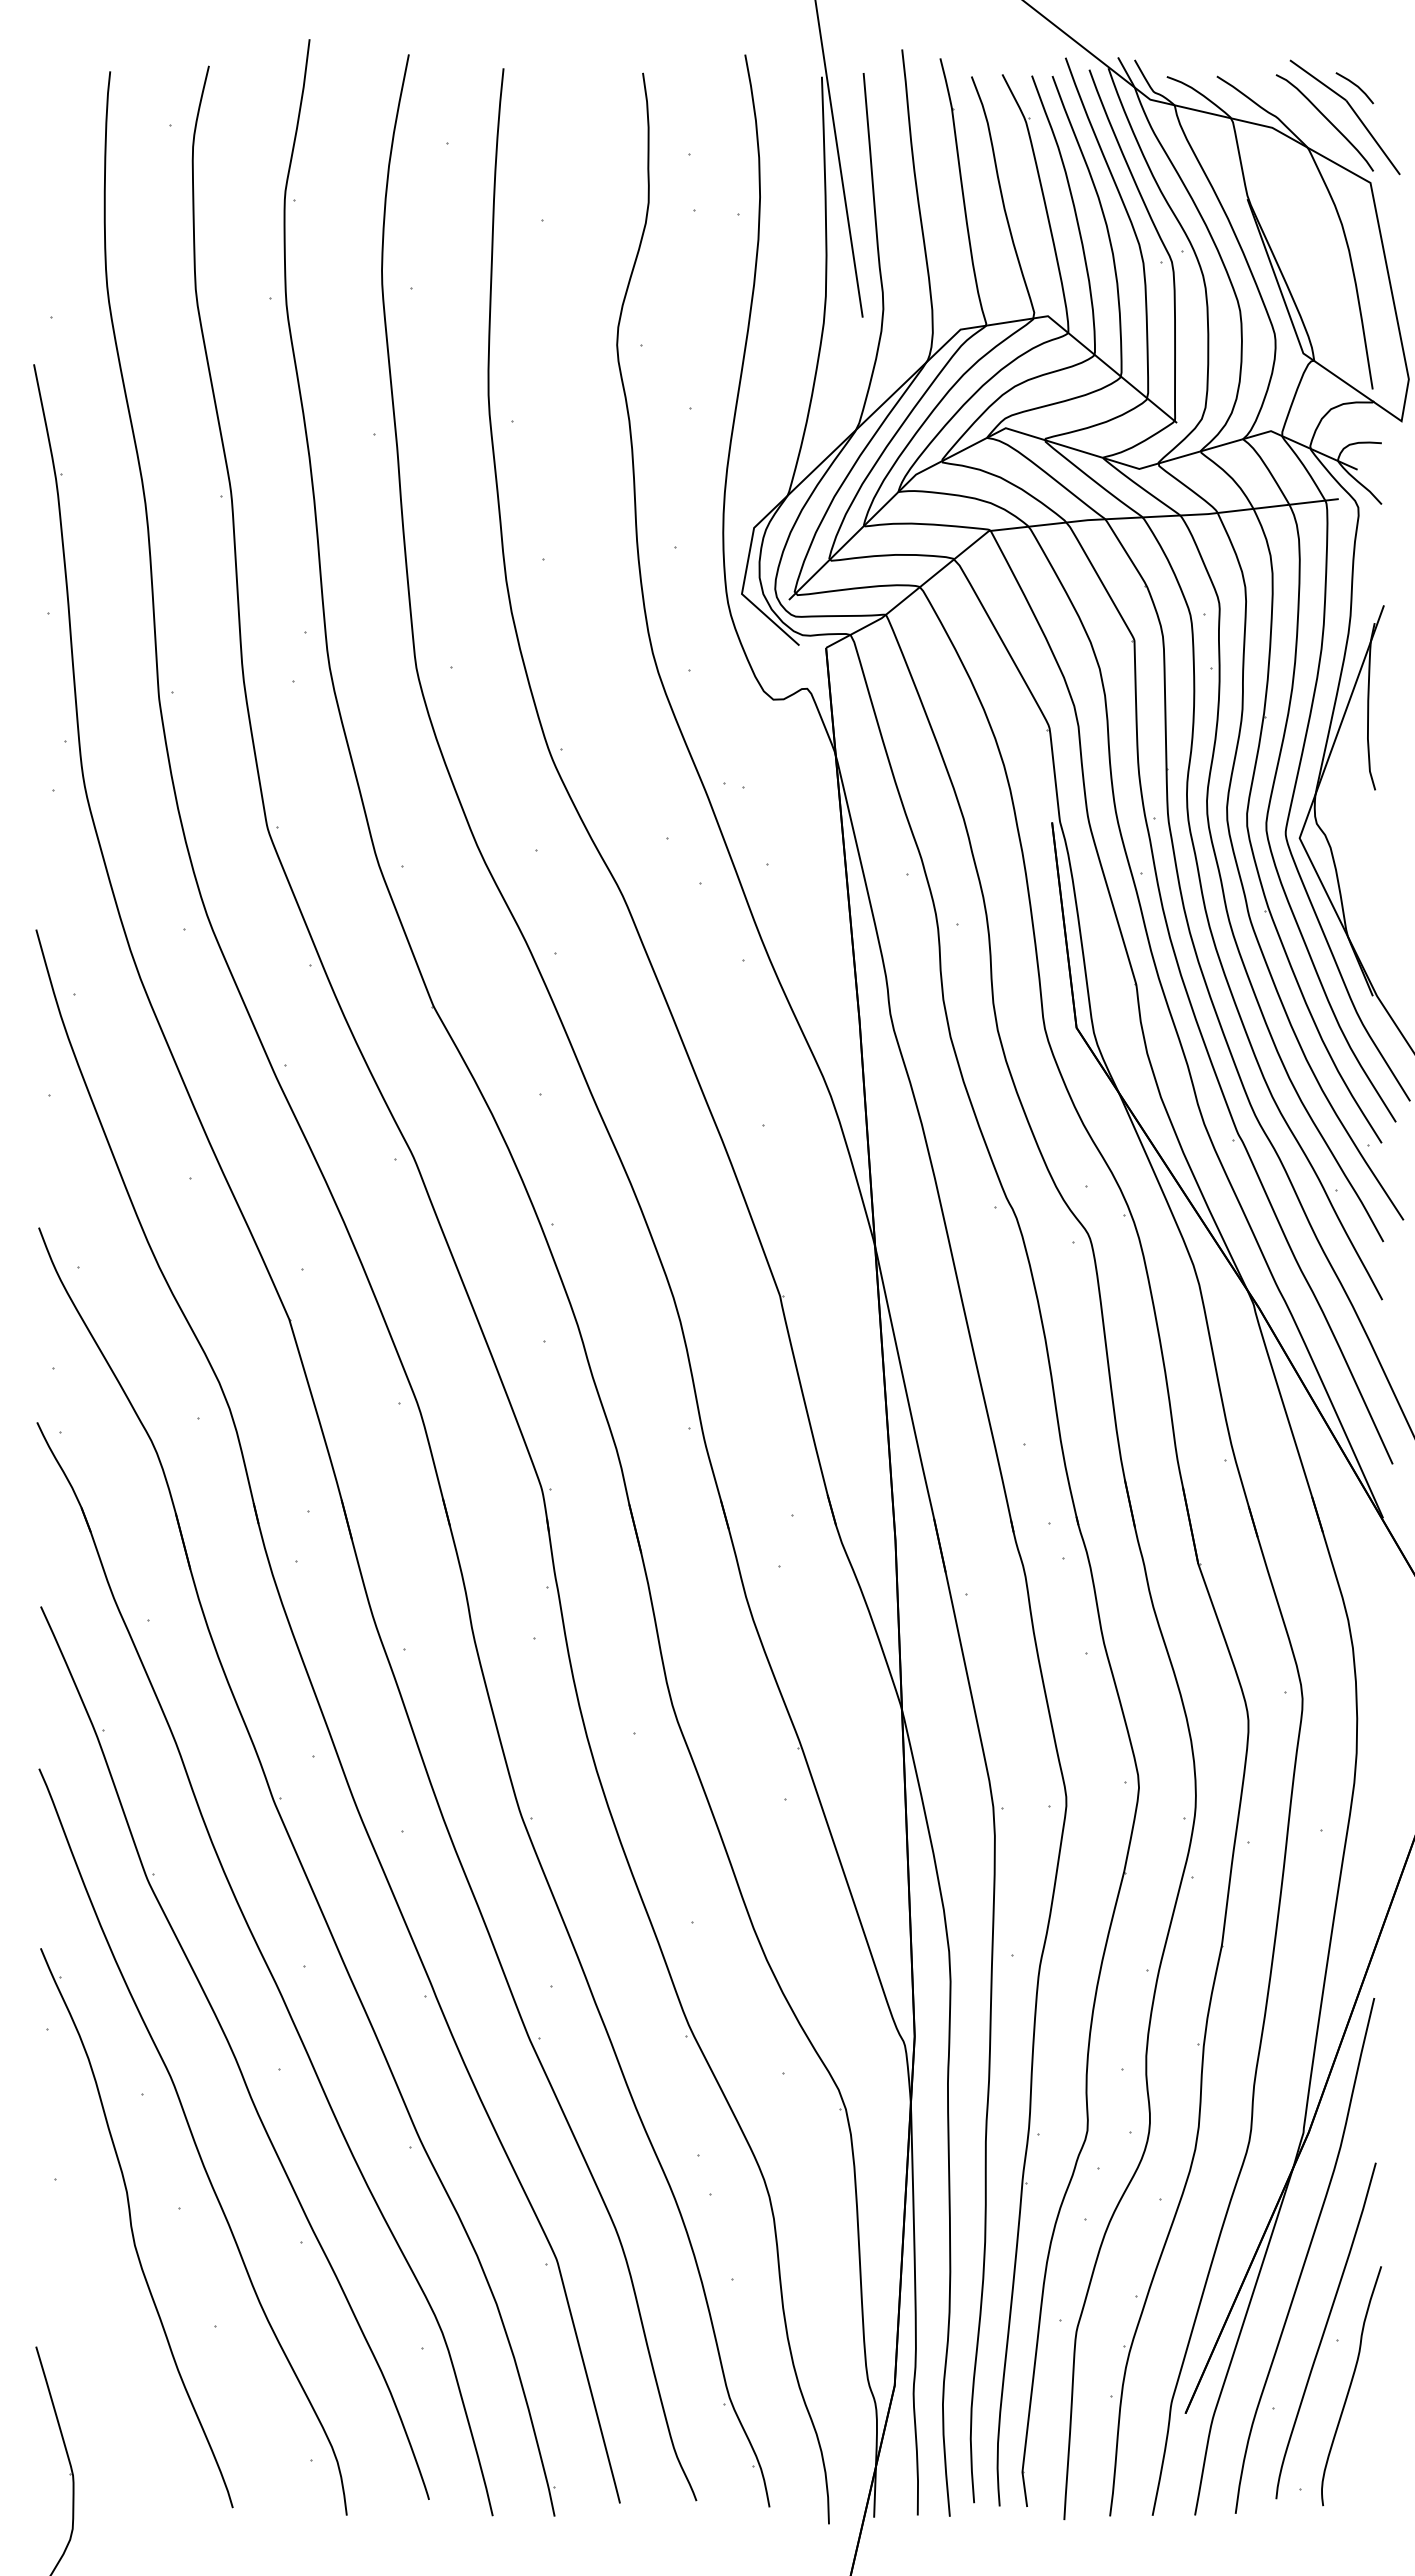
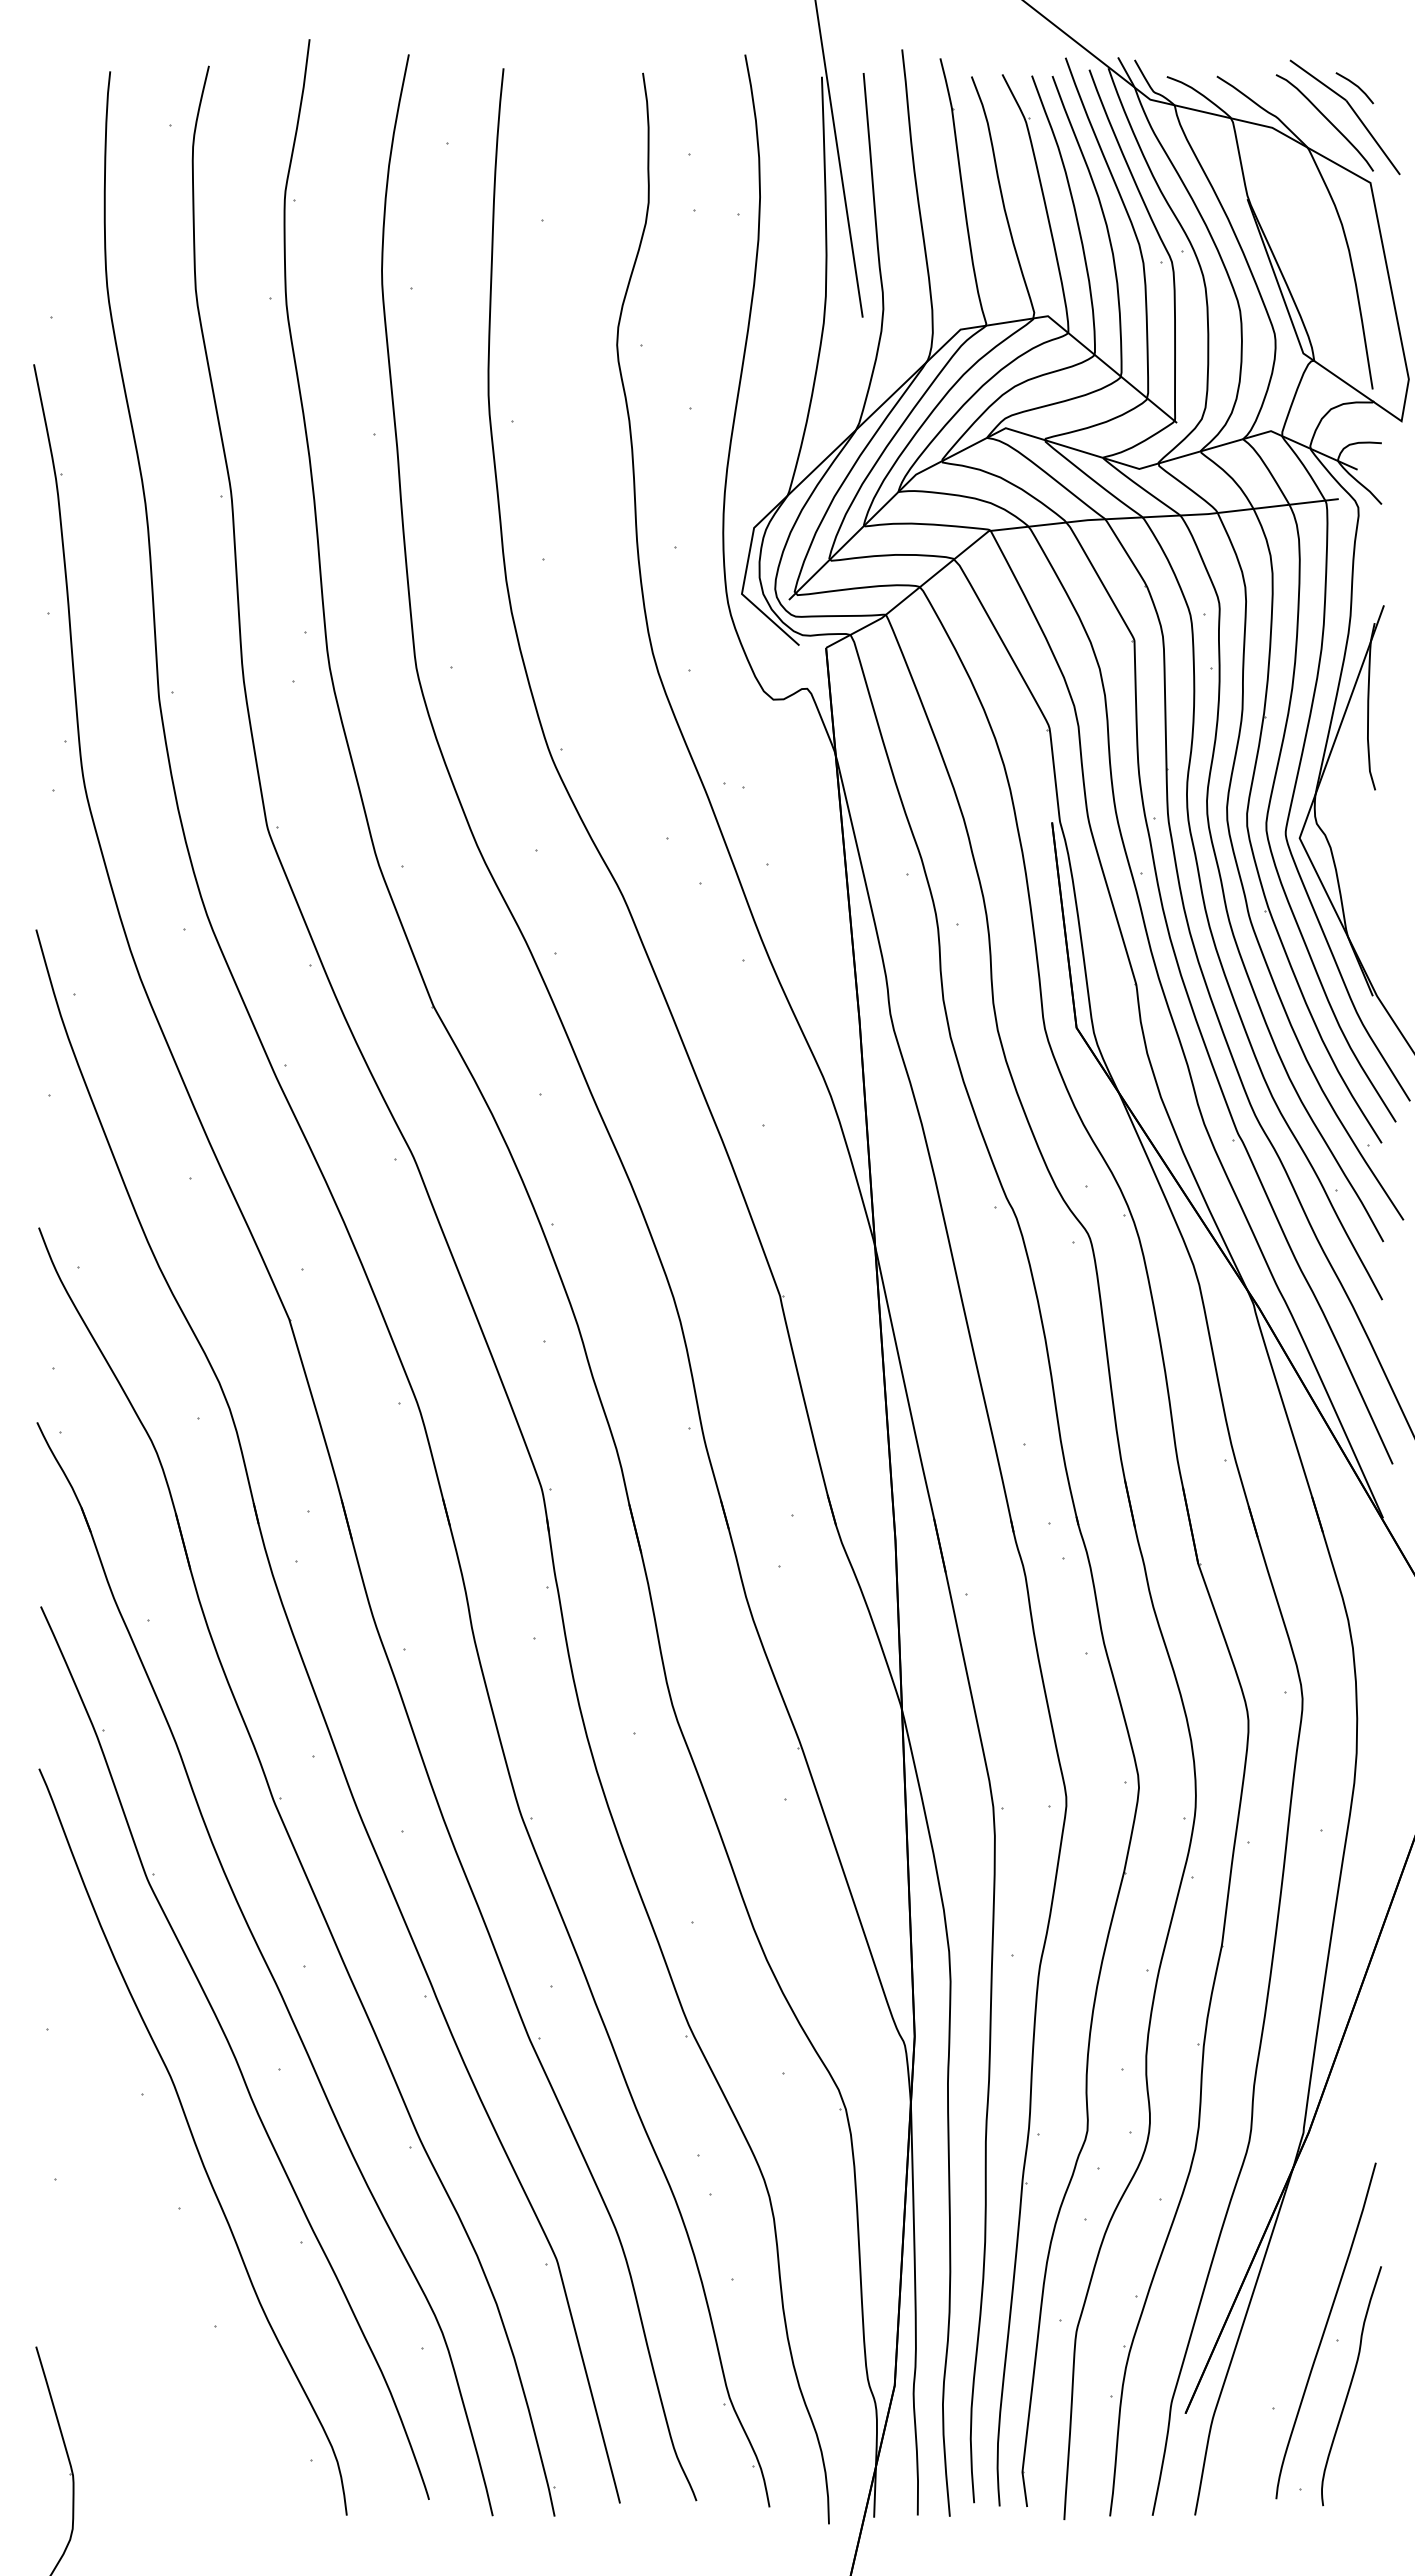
part: present -> none (136, 2228)
curve: present -> none (1305, 2256)
